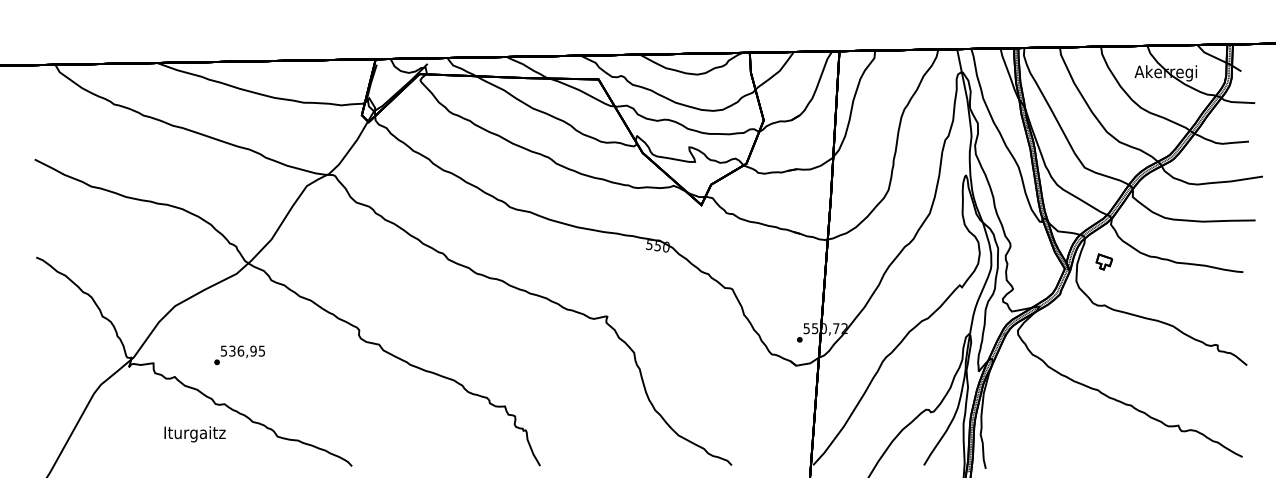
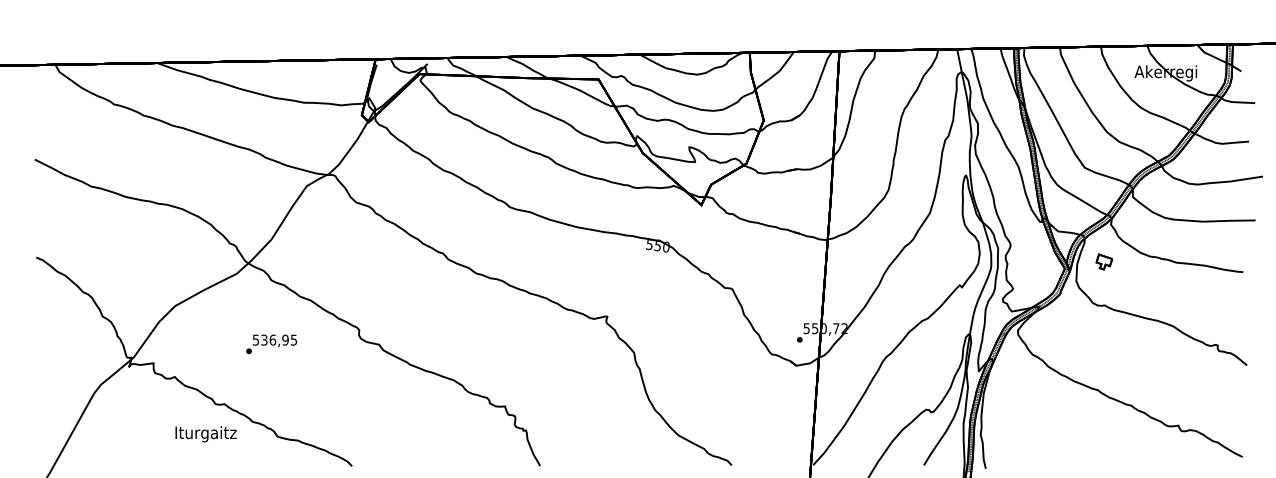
text position: (239, 355) -> (271, 344) (271, 344)
text position: (194, 434) -> (205, 434) (205, 434)
